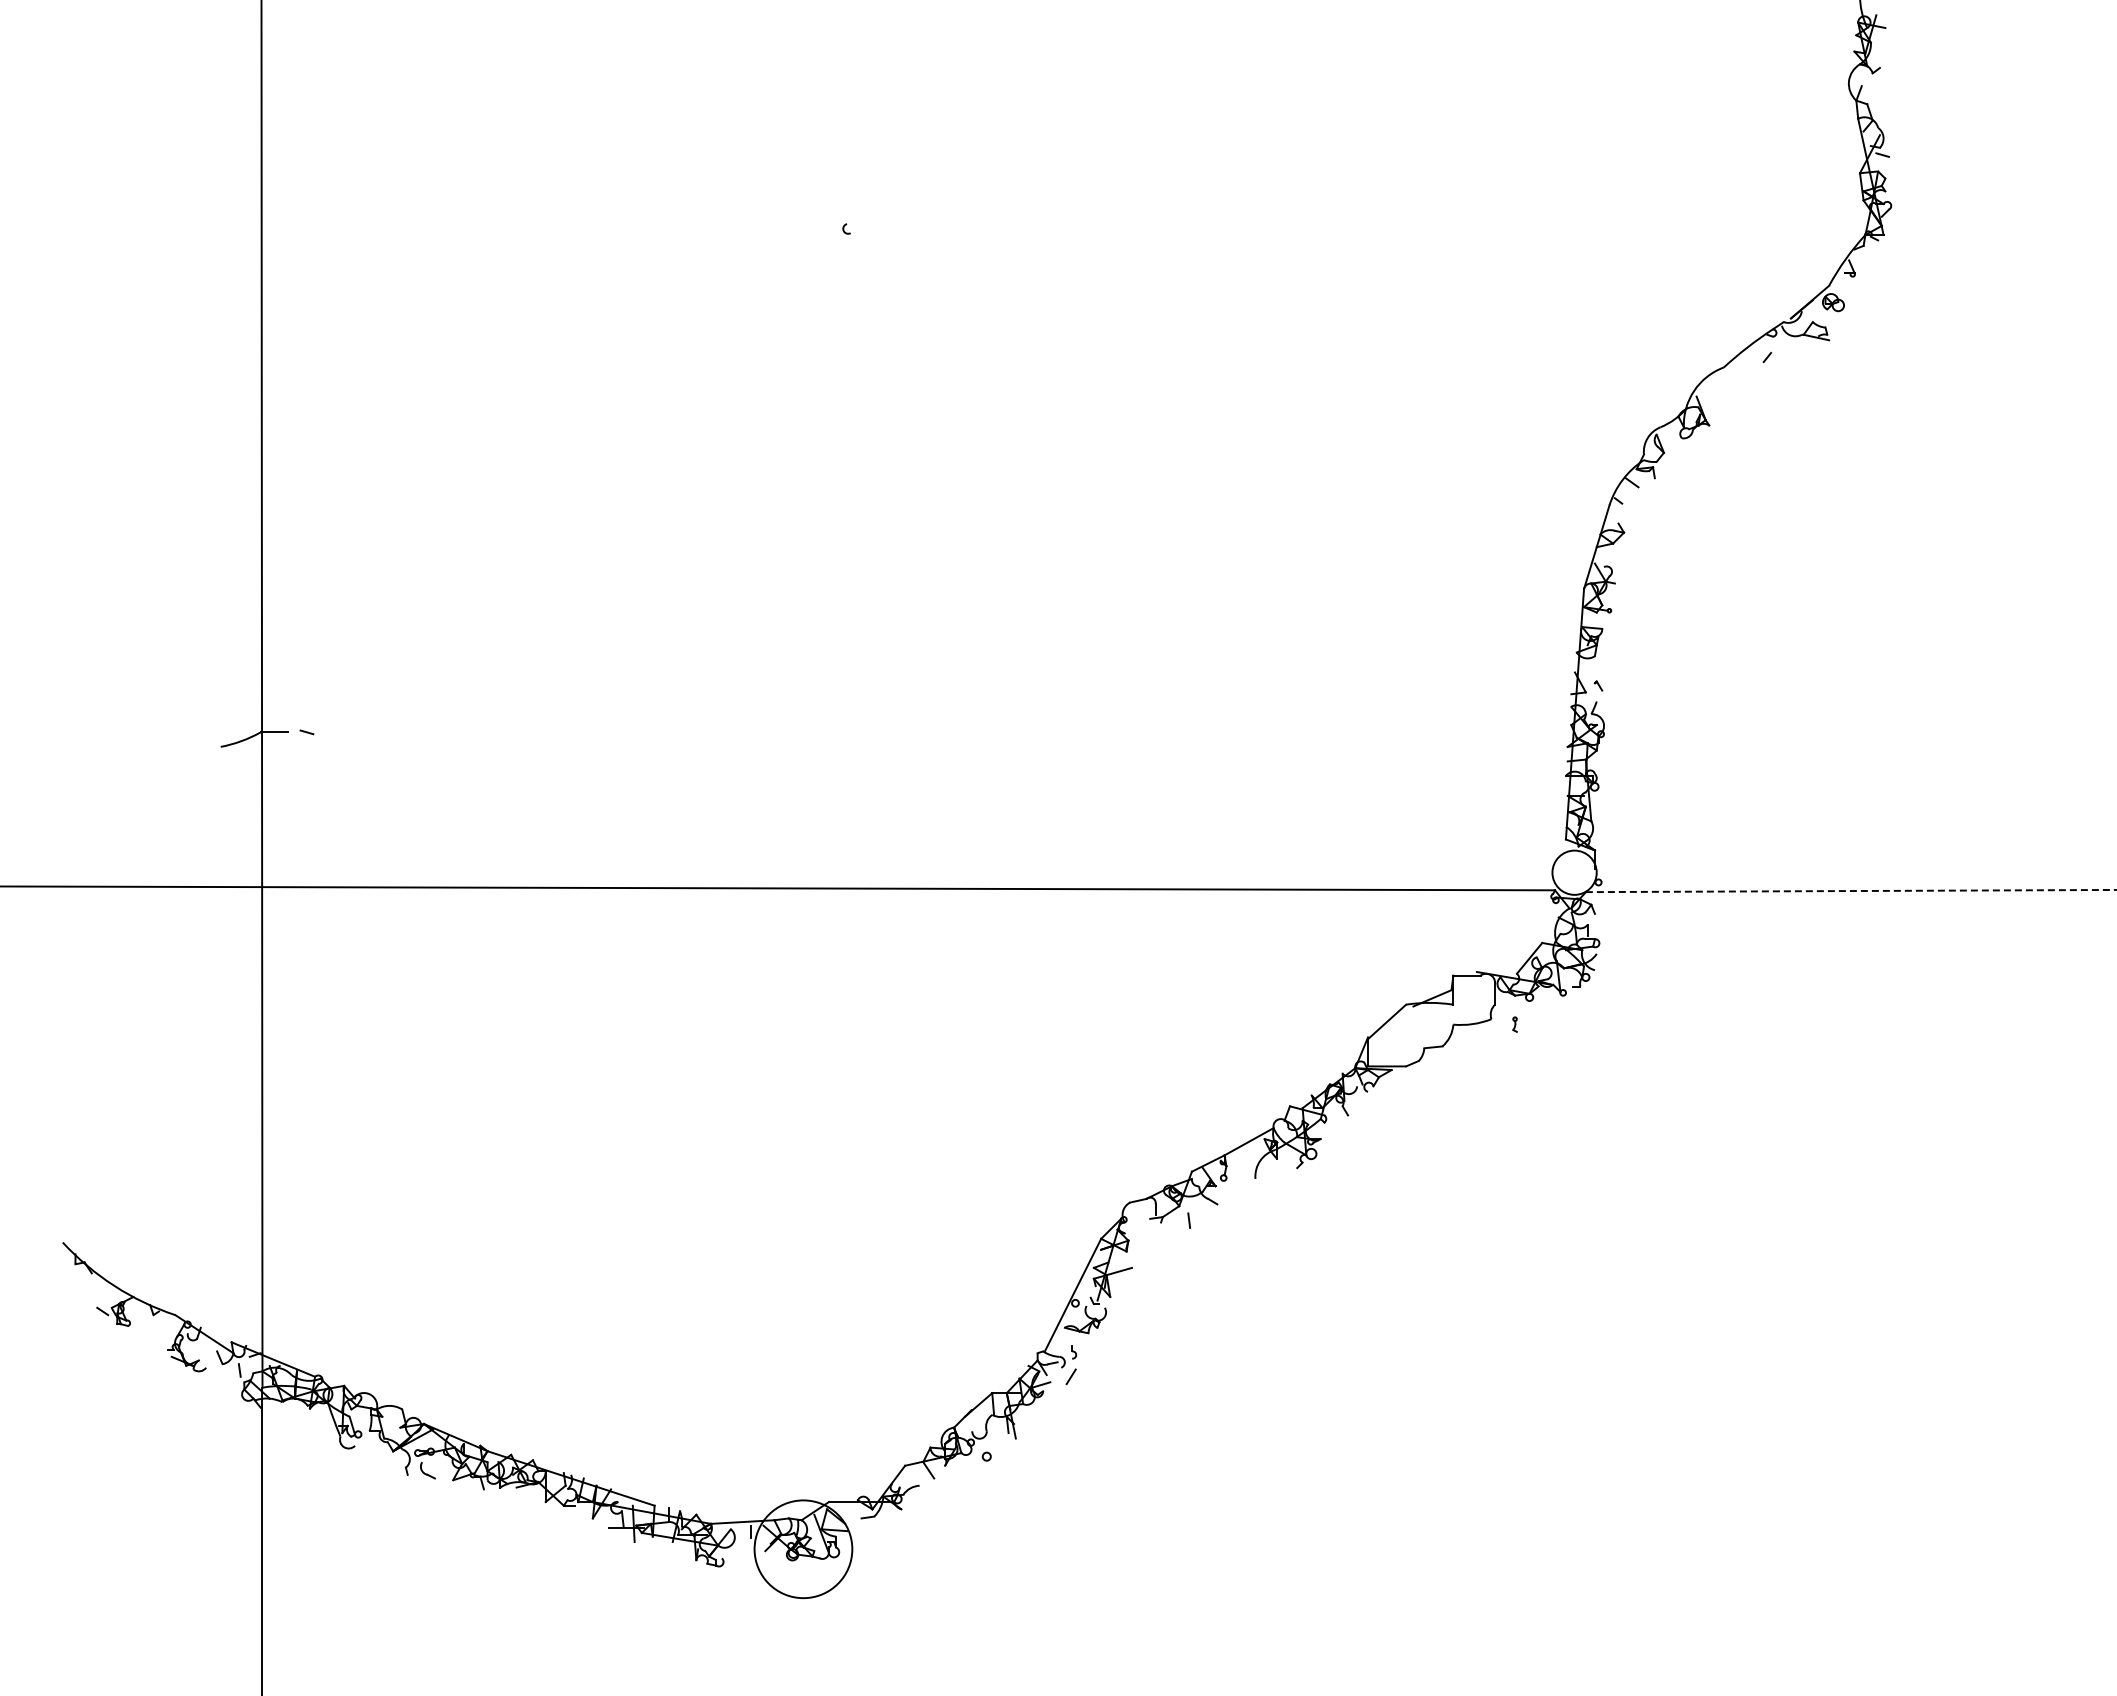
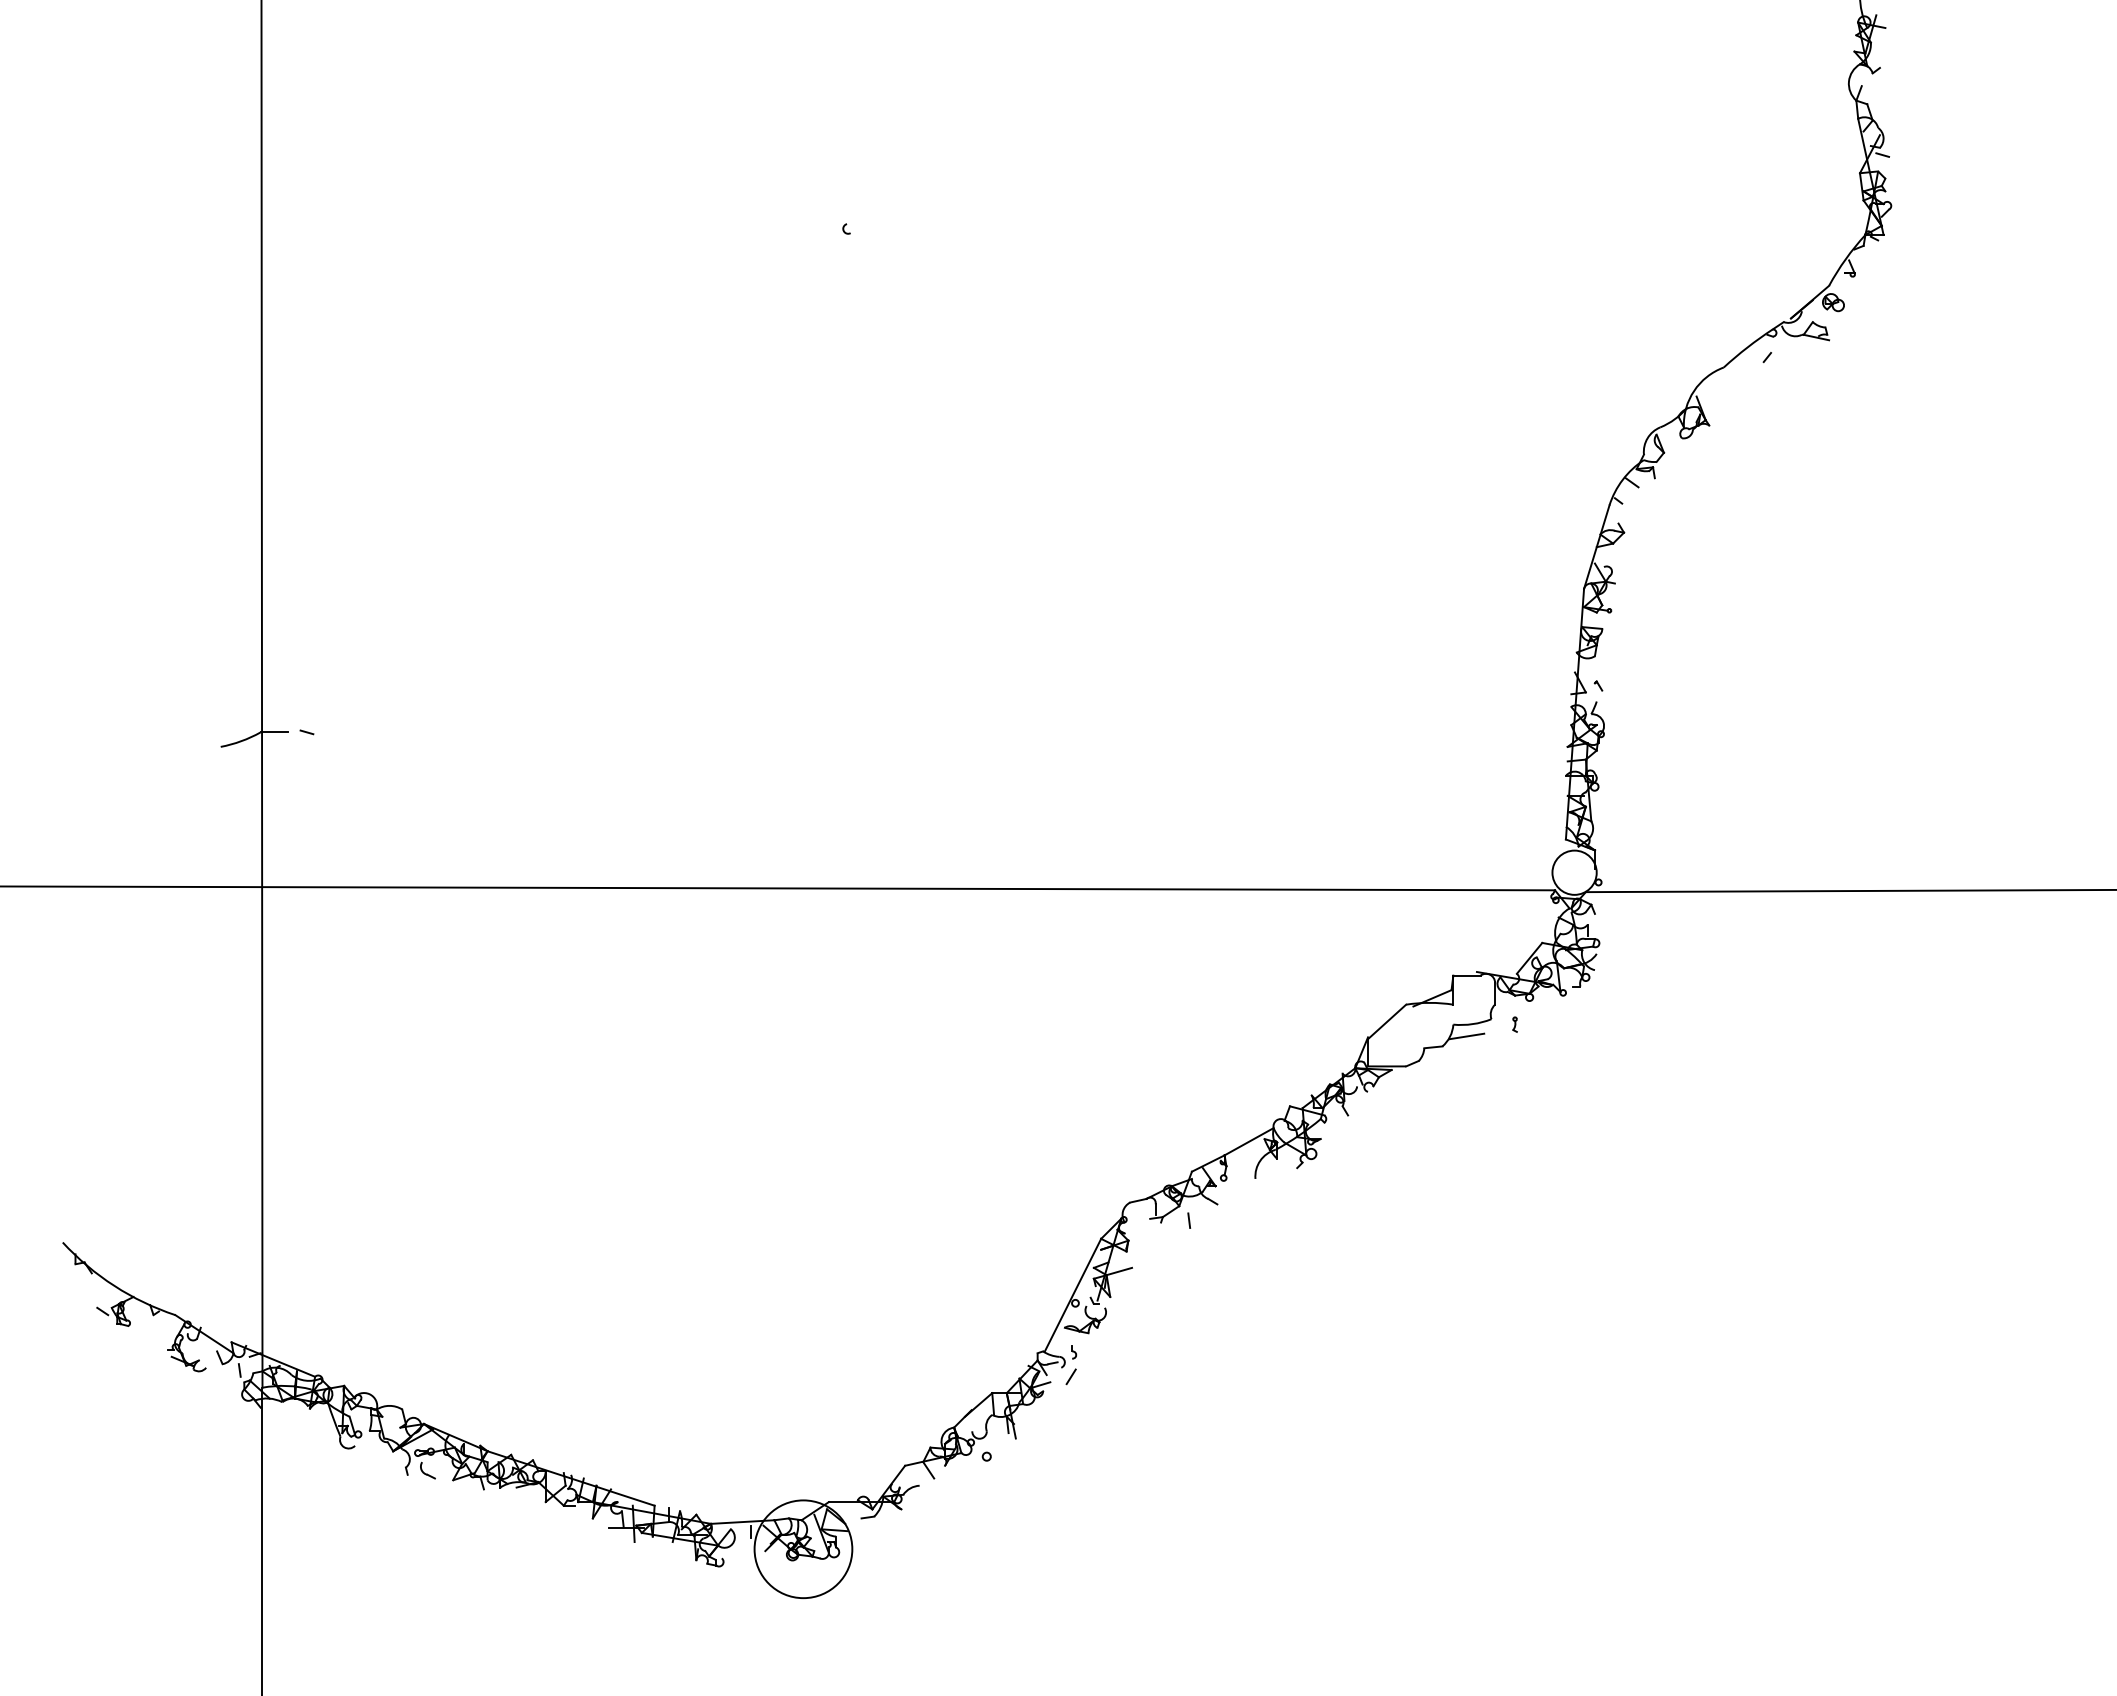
line: dashed -> solid (1851, 891)
line: none -> present (1466, 1036)
